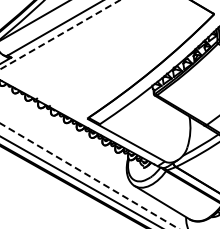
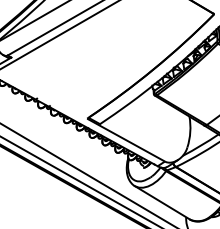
line: dashed -> solid (60, 34)
line: dashed -> solid (88, 175)
